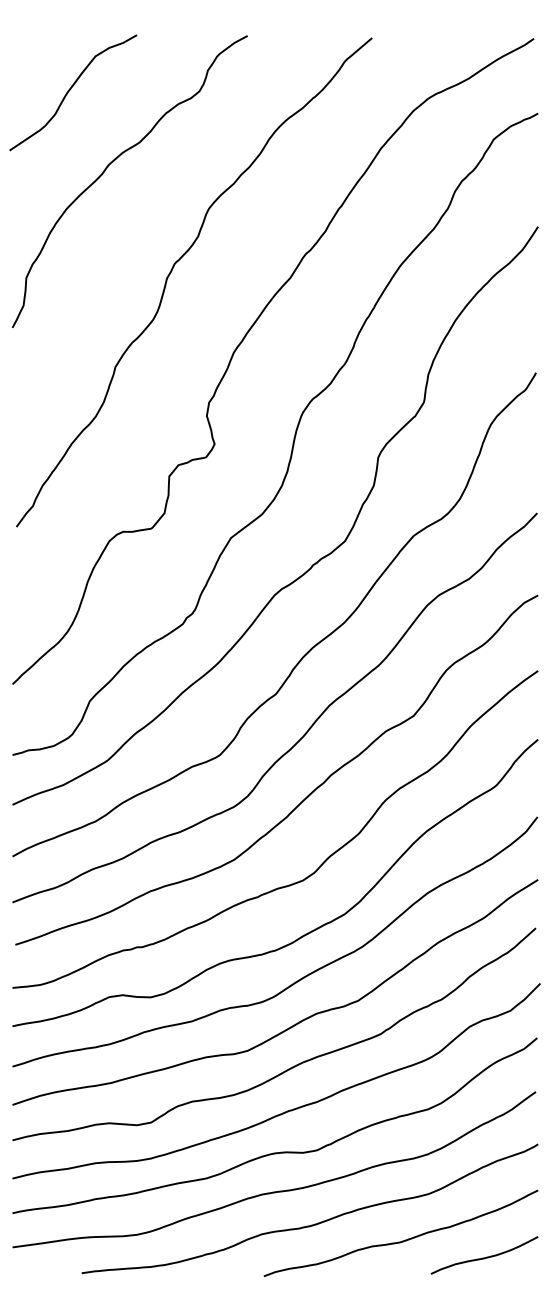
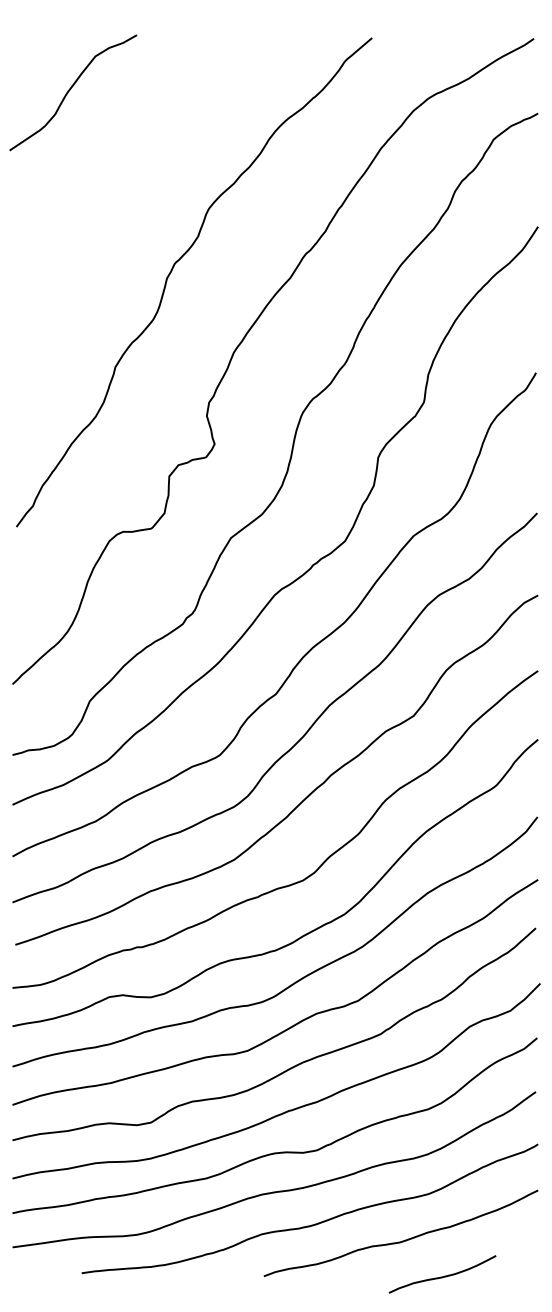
curve: present -> none (113, 162)
curve position: (484, 1257) -> (442, 1276) (442, 1276)
